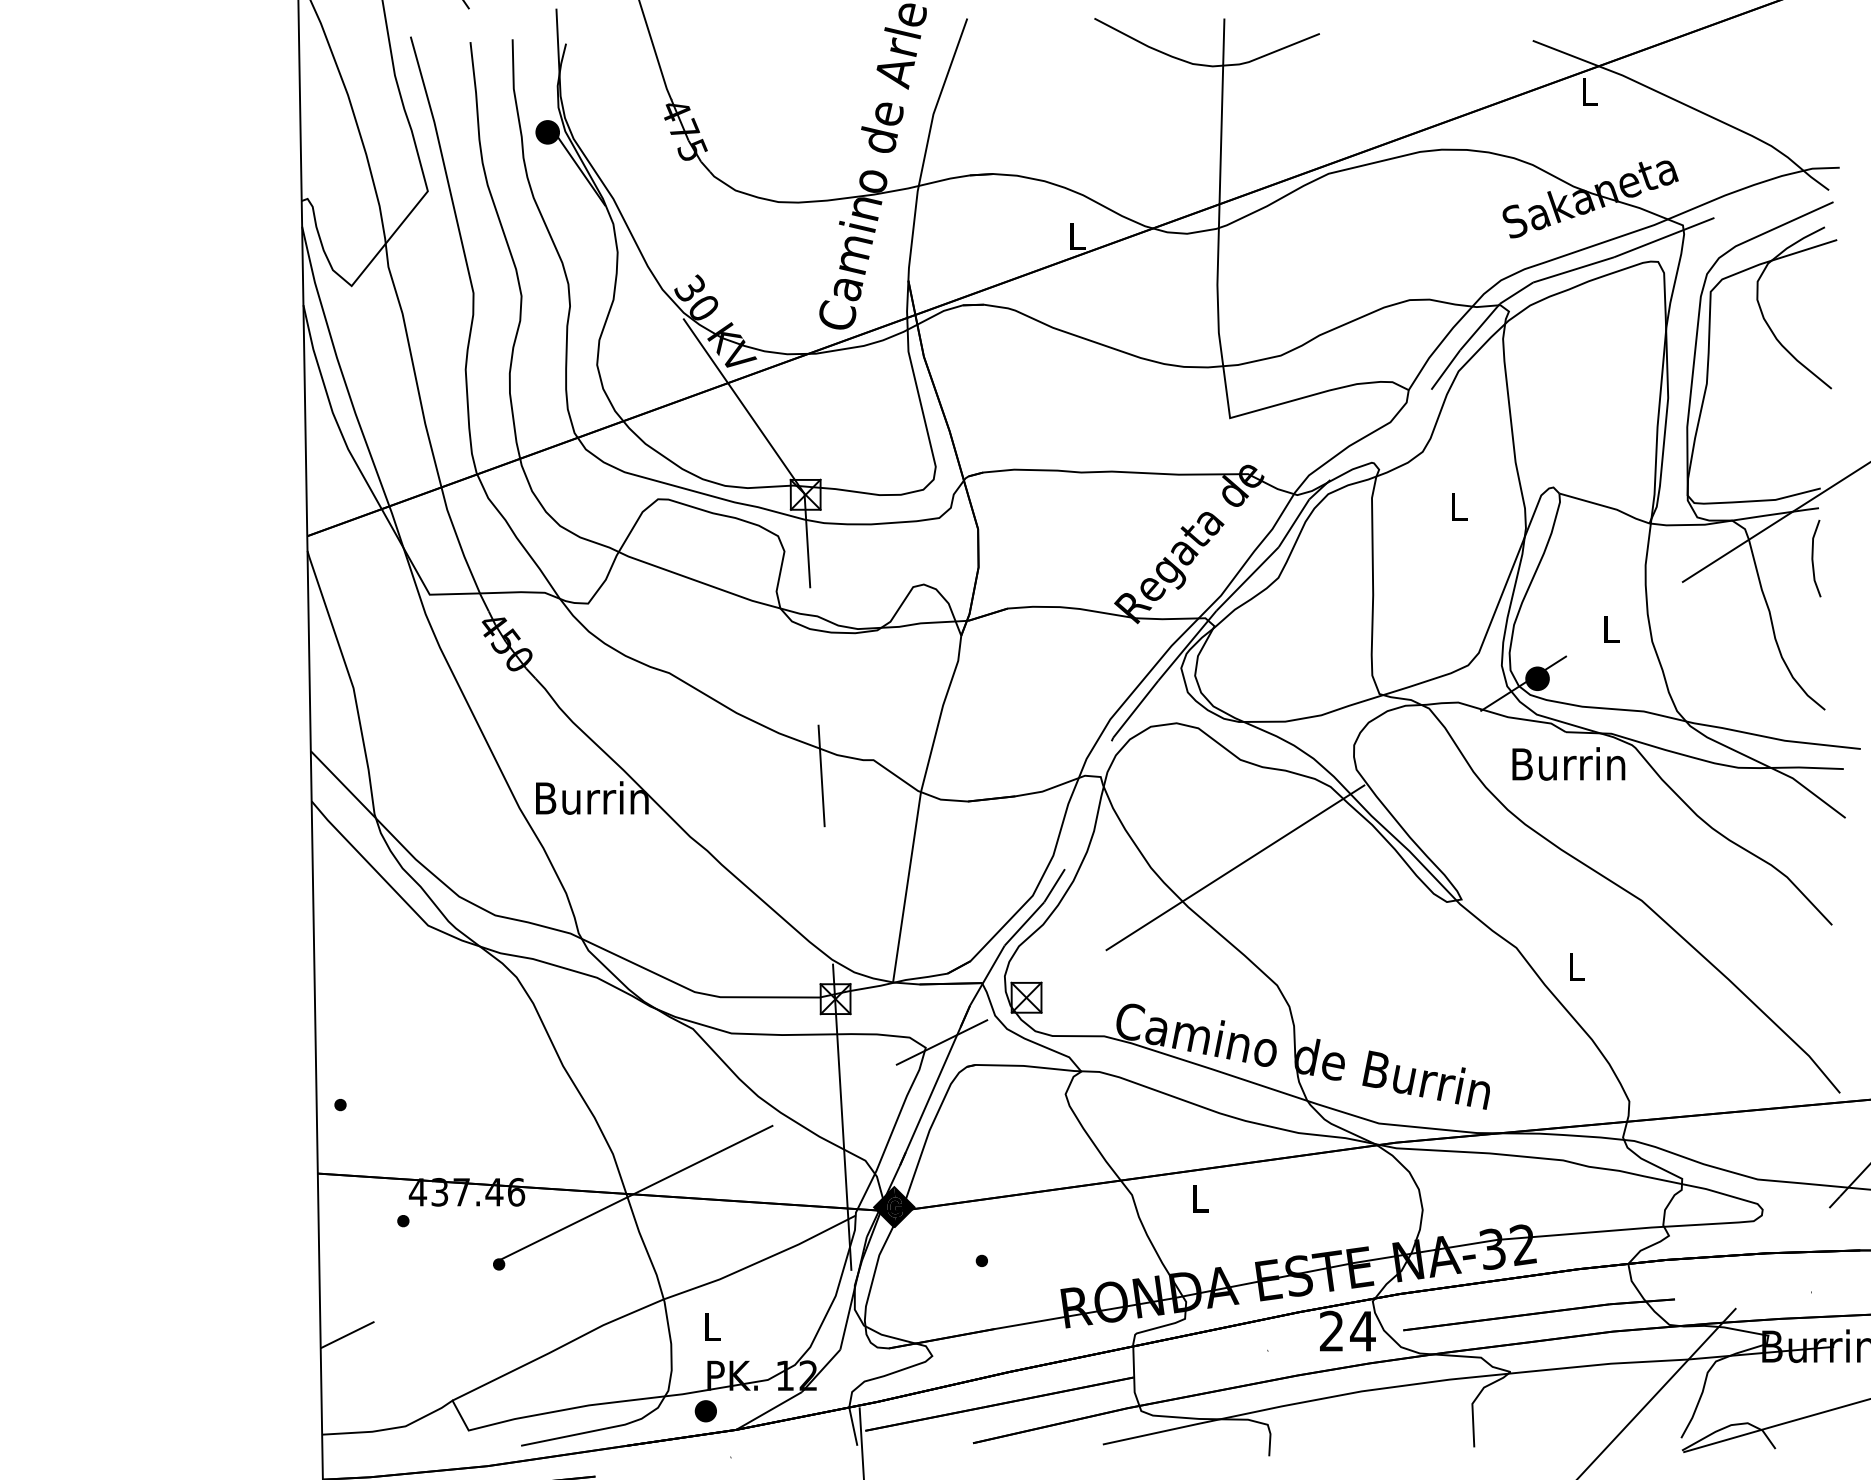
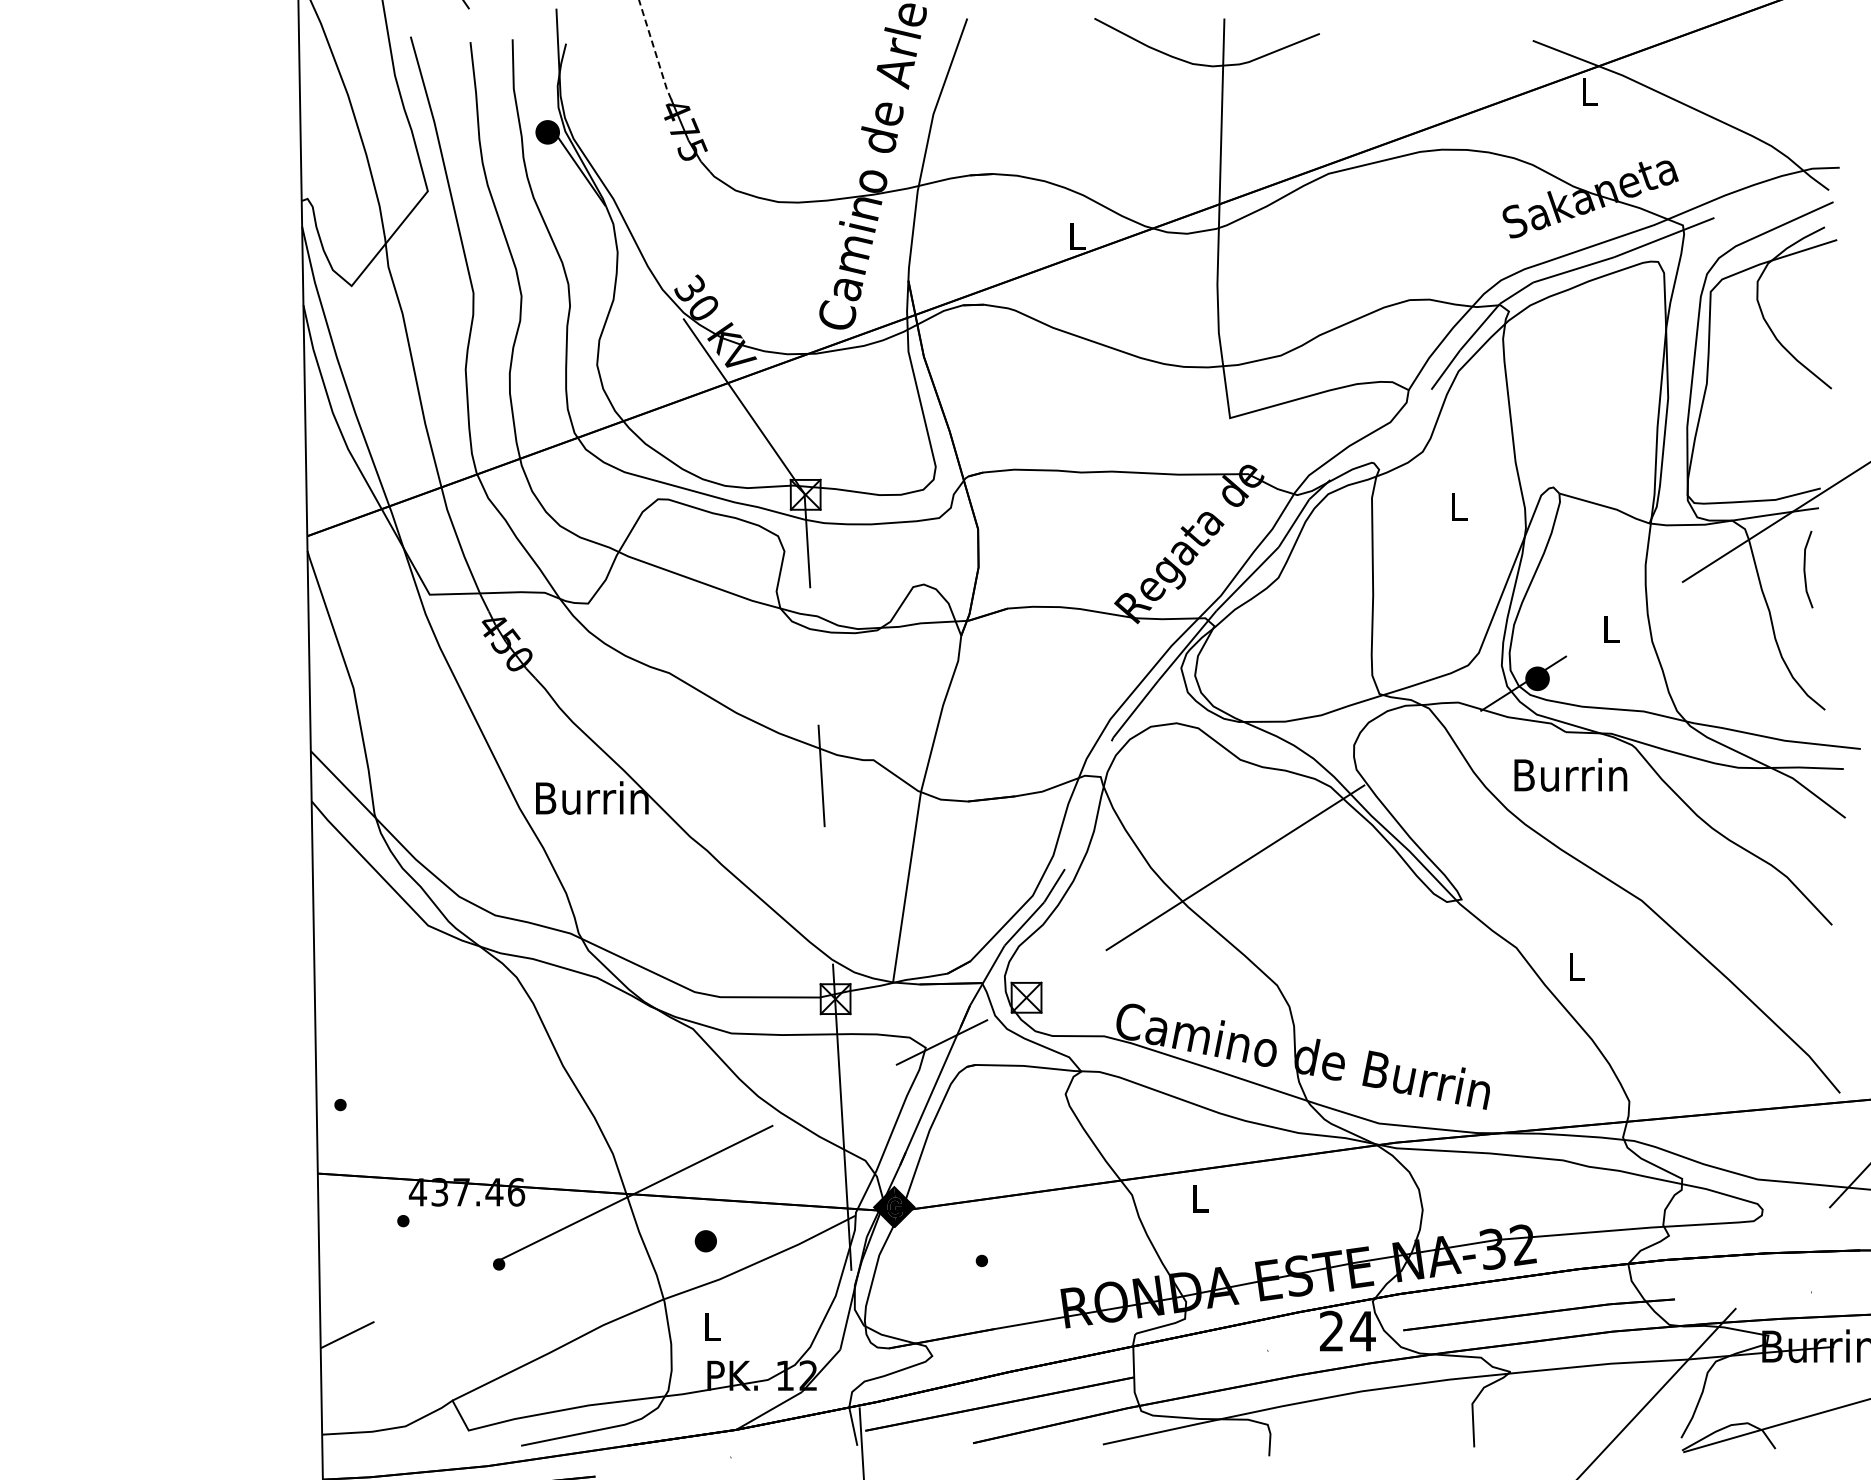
line: solid -> dashed (654, 50)
line position: (1813, 558) -> (1805, 569) (1805, 569)
text position: (1568, 763) -> (1570, 774) (1570, 774)
part position: (705, 1411) -> (705, 1241) (705, 1241)
